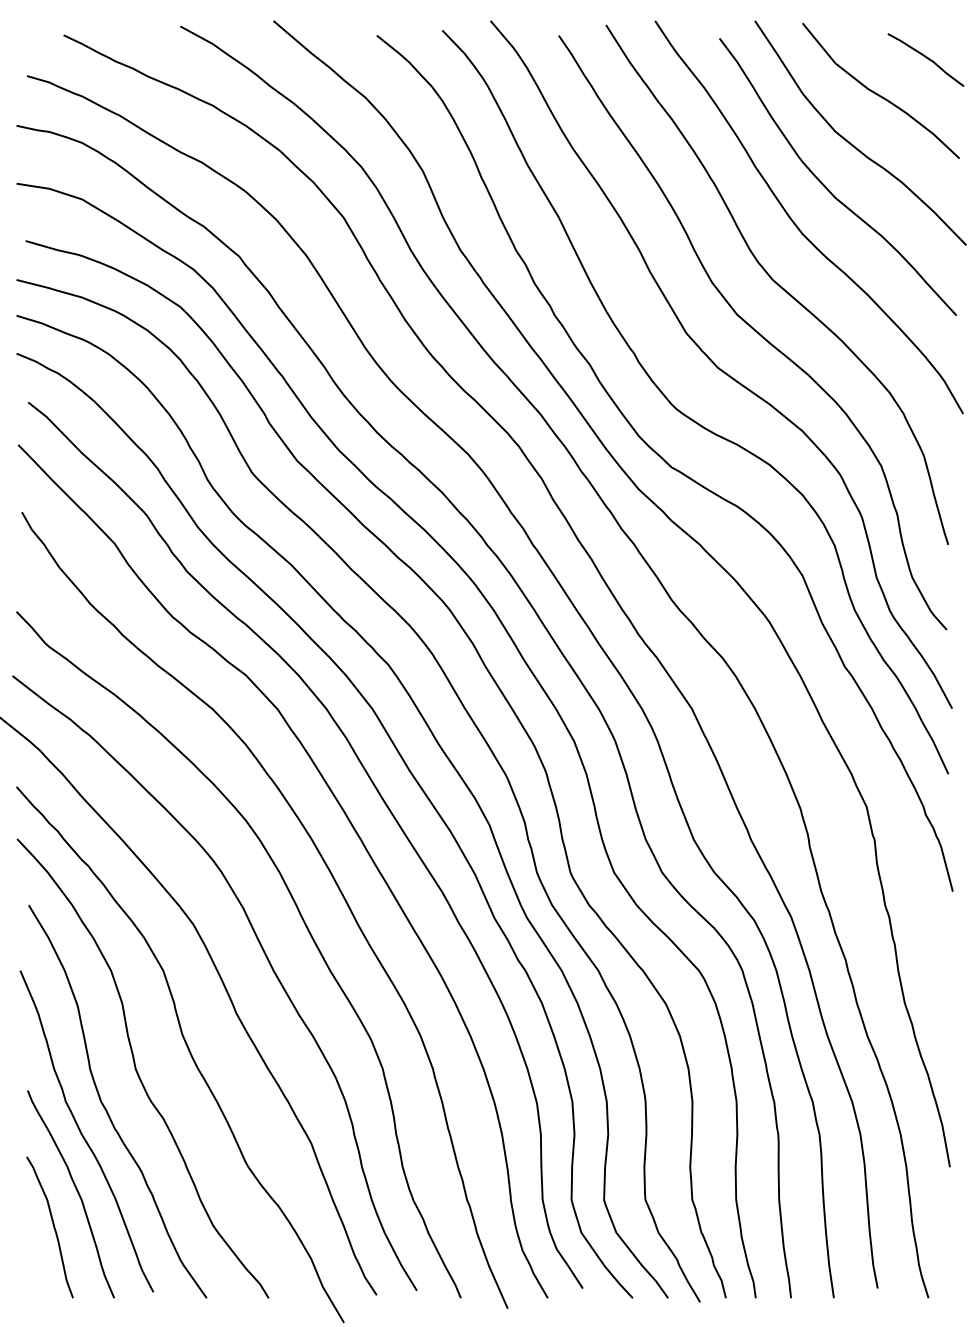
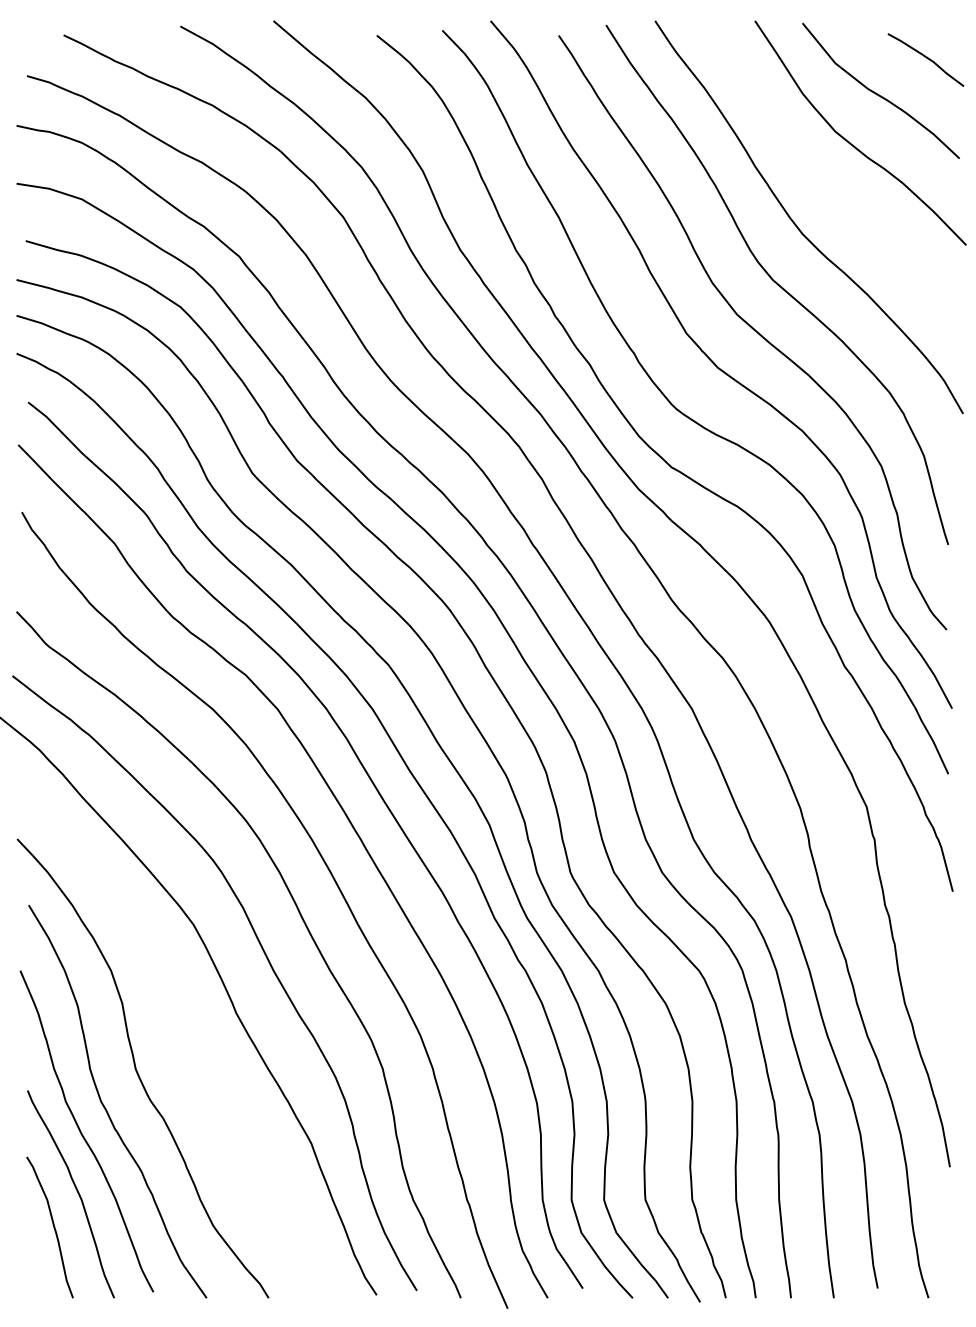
curve: present -> none (826, 186)
curve: present -> none (188, 1051)
